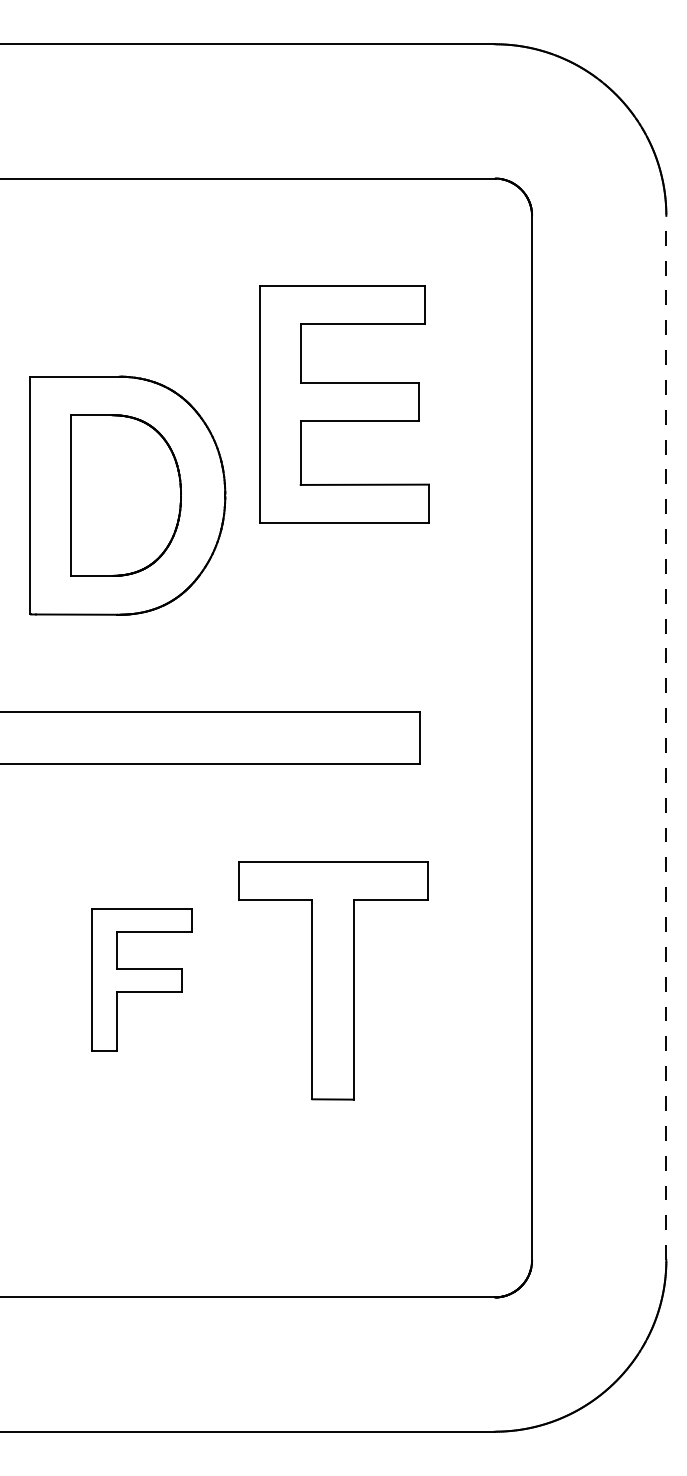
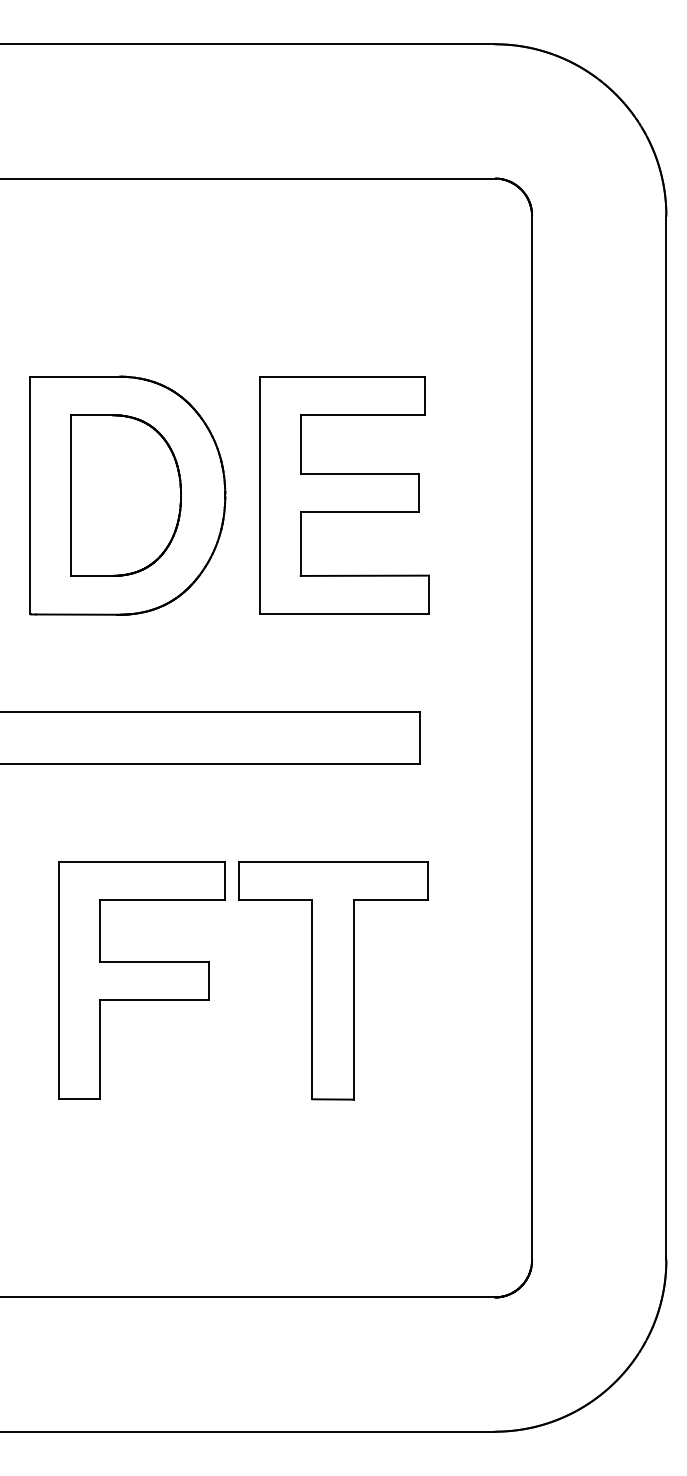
part position: (344, 404) -> (344, 495) (344, 495)
line: dashed -> solid (666, 737)
part size: 102x144 px -> 168x239 px (141, 980)
